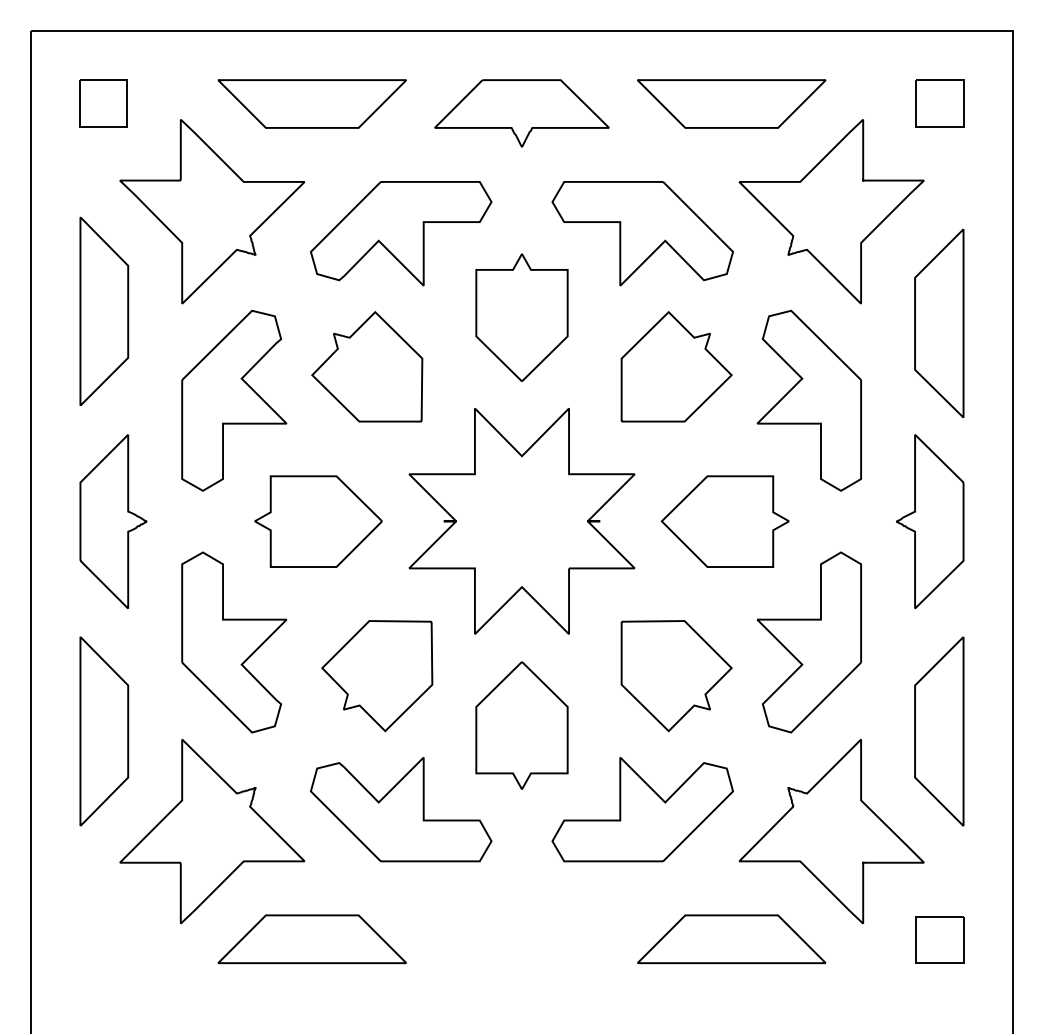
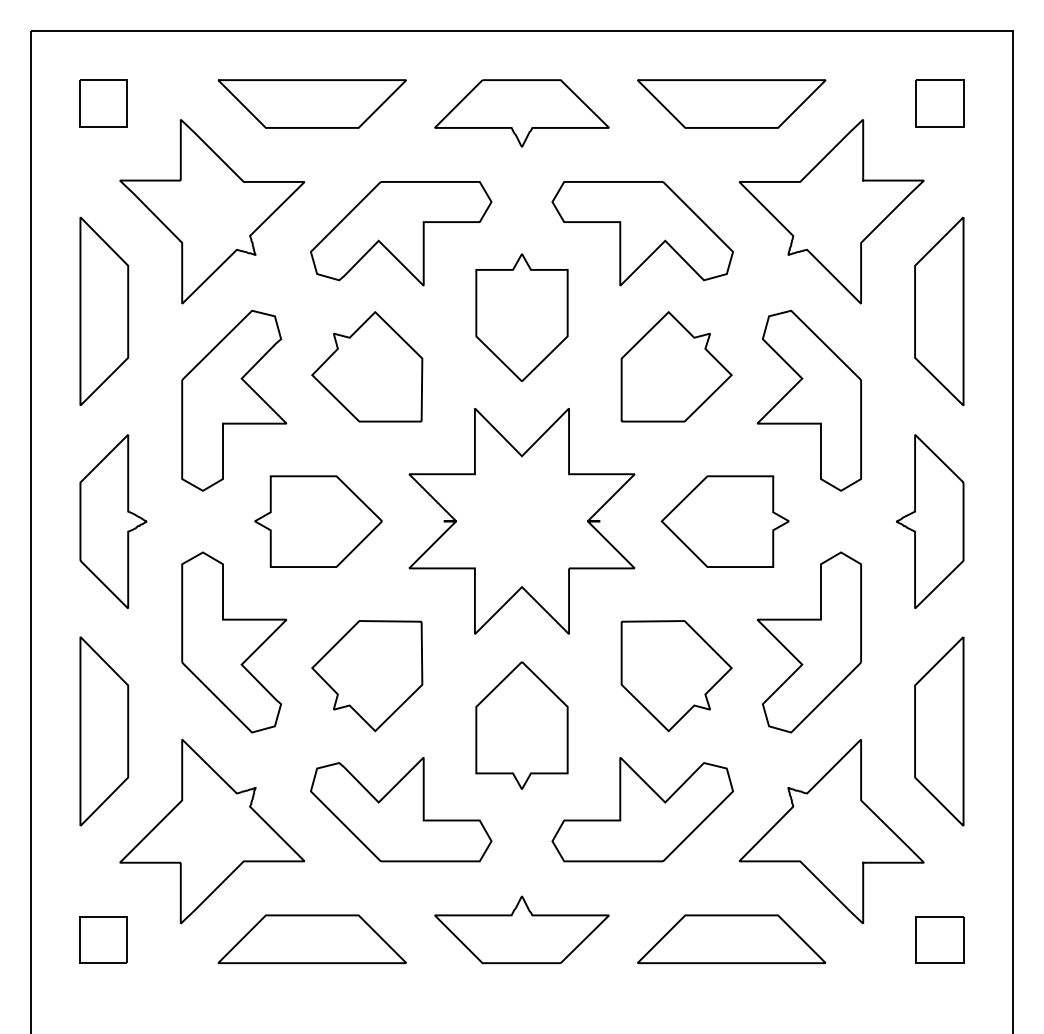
part position: (939, 322) -> (939, 310) (939, 310)
part position: (377, 676) -> (367, 676) (367, 676)
part: none -> present (521, 929)
part: none -> present (103, 939)
